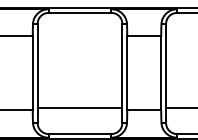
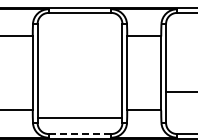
line position: (79, 108) -> (79, 118) (79, 118)
line position: (180, 108) -> (180, 92) (180, 92)
line: solid -> dashed (80, 134)
